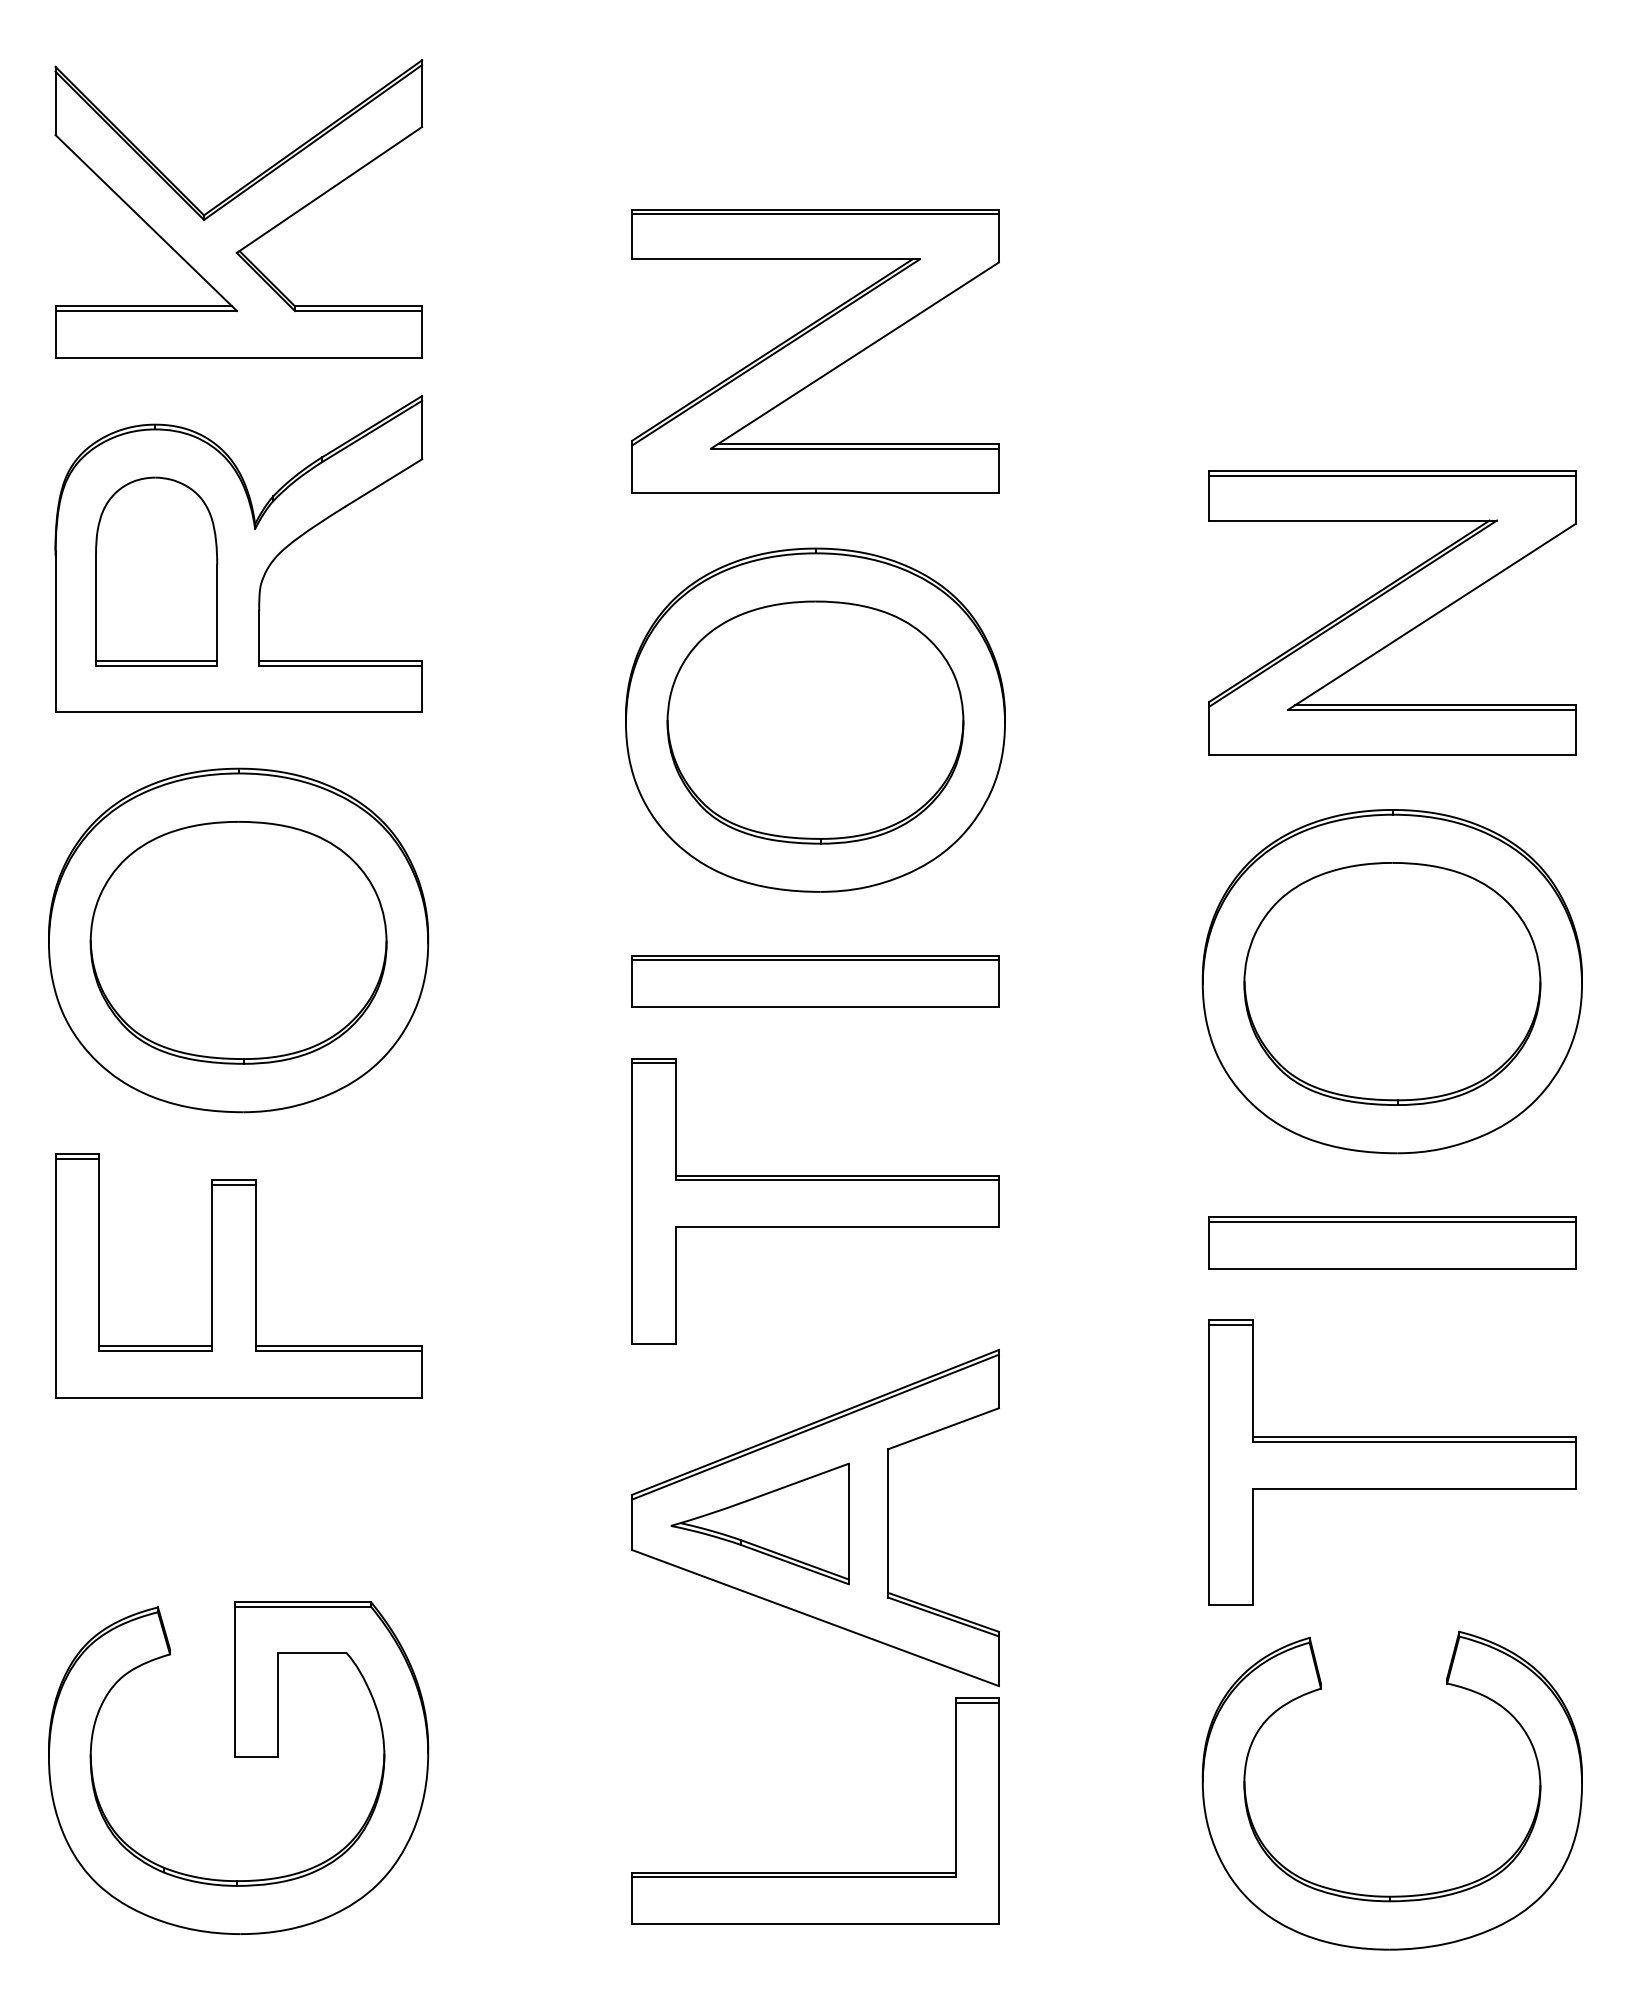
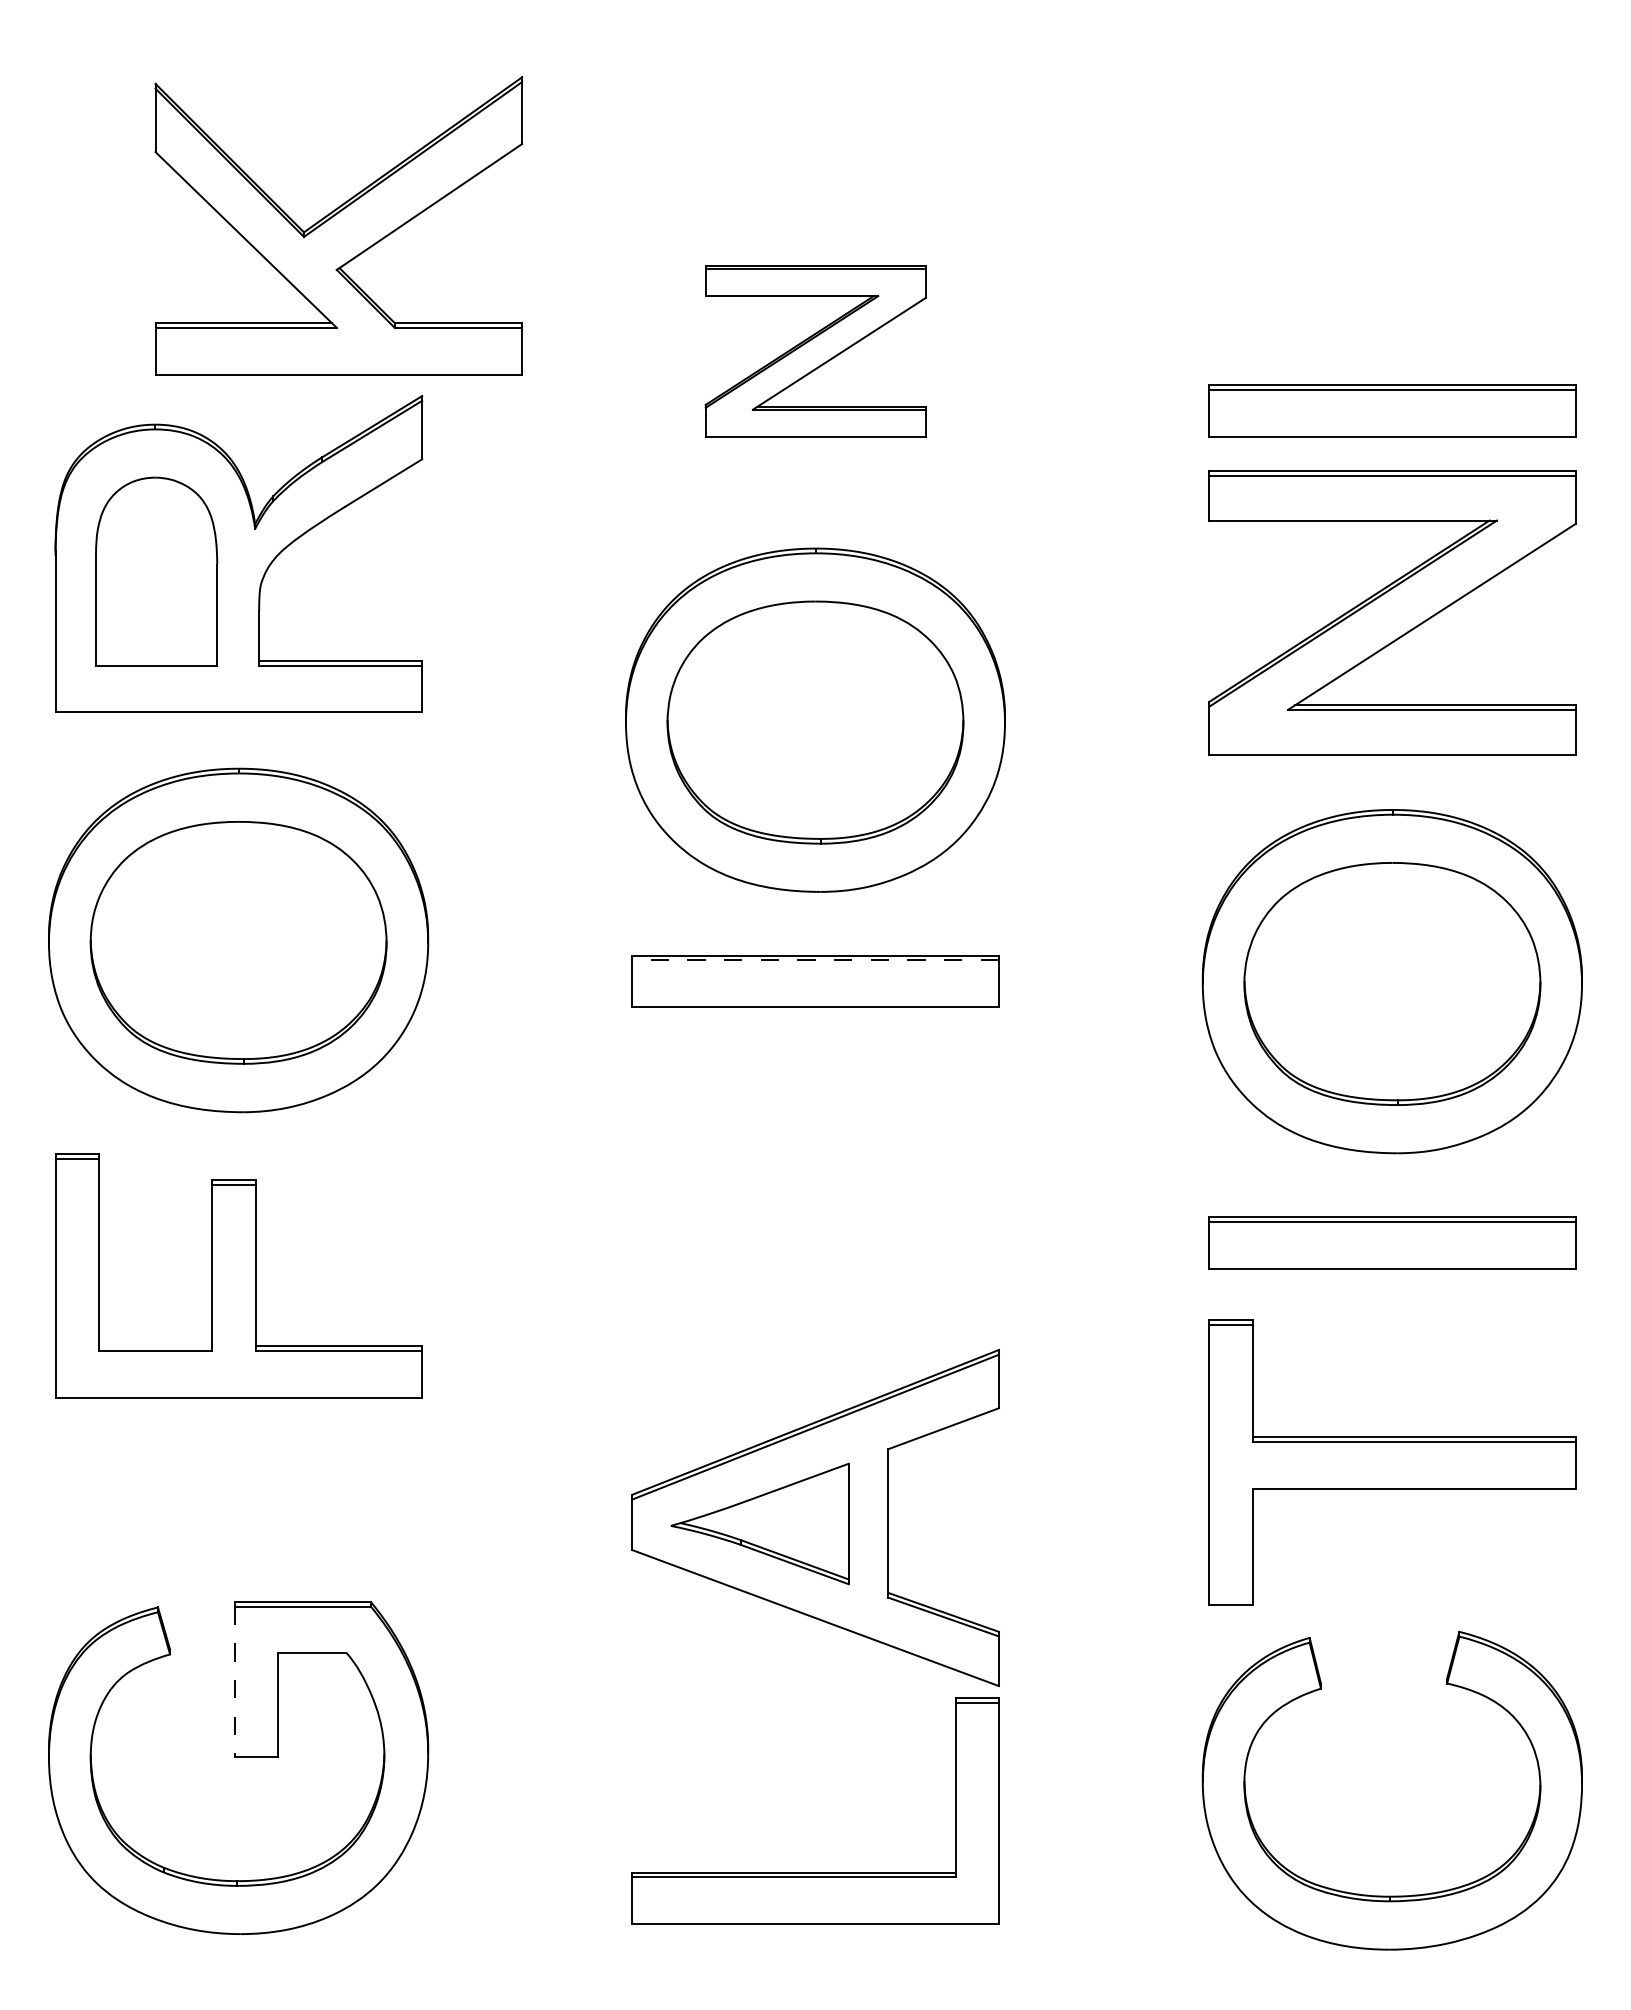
part position: (238, 208) -> (338, 225) (338, 225)
part size: 369x285 px -> 223x173 px (815, 351)
part: none -> present (1392, 410)
line: present -> none (156, 660)
line: solid -> dashed (815, 960)
part: present -> none (815, 1201)
line: present -> none (155, 1346)
line: solid -> dashed (235, 1681)
